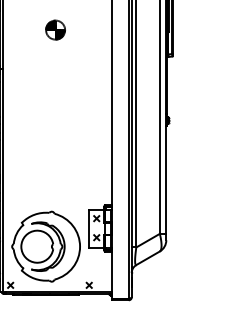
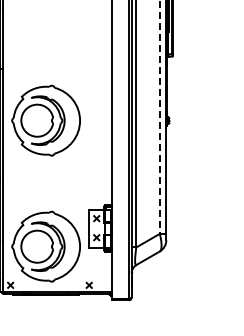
part: present -> none (55, 29)
line: solid -> dashed (159, 117)
part: none -> present (45, 120)
